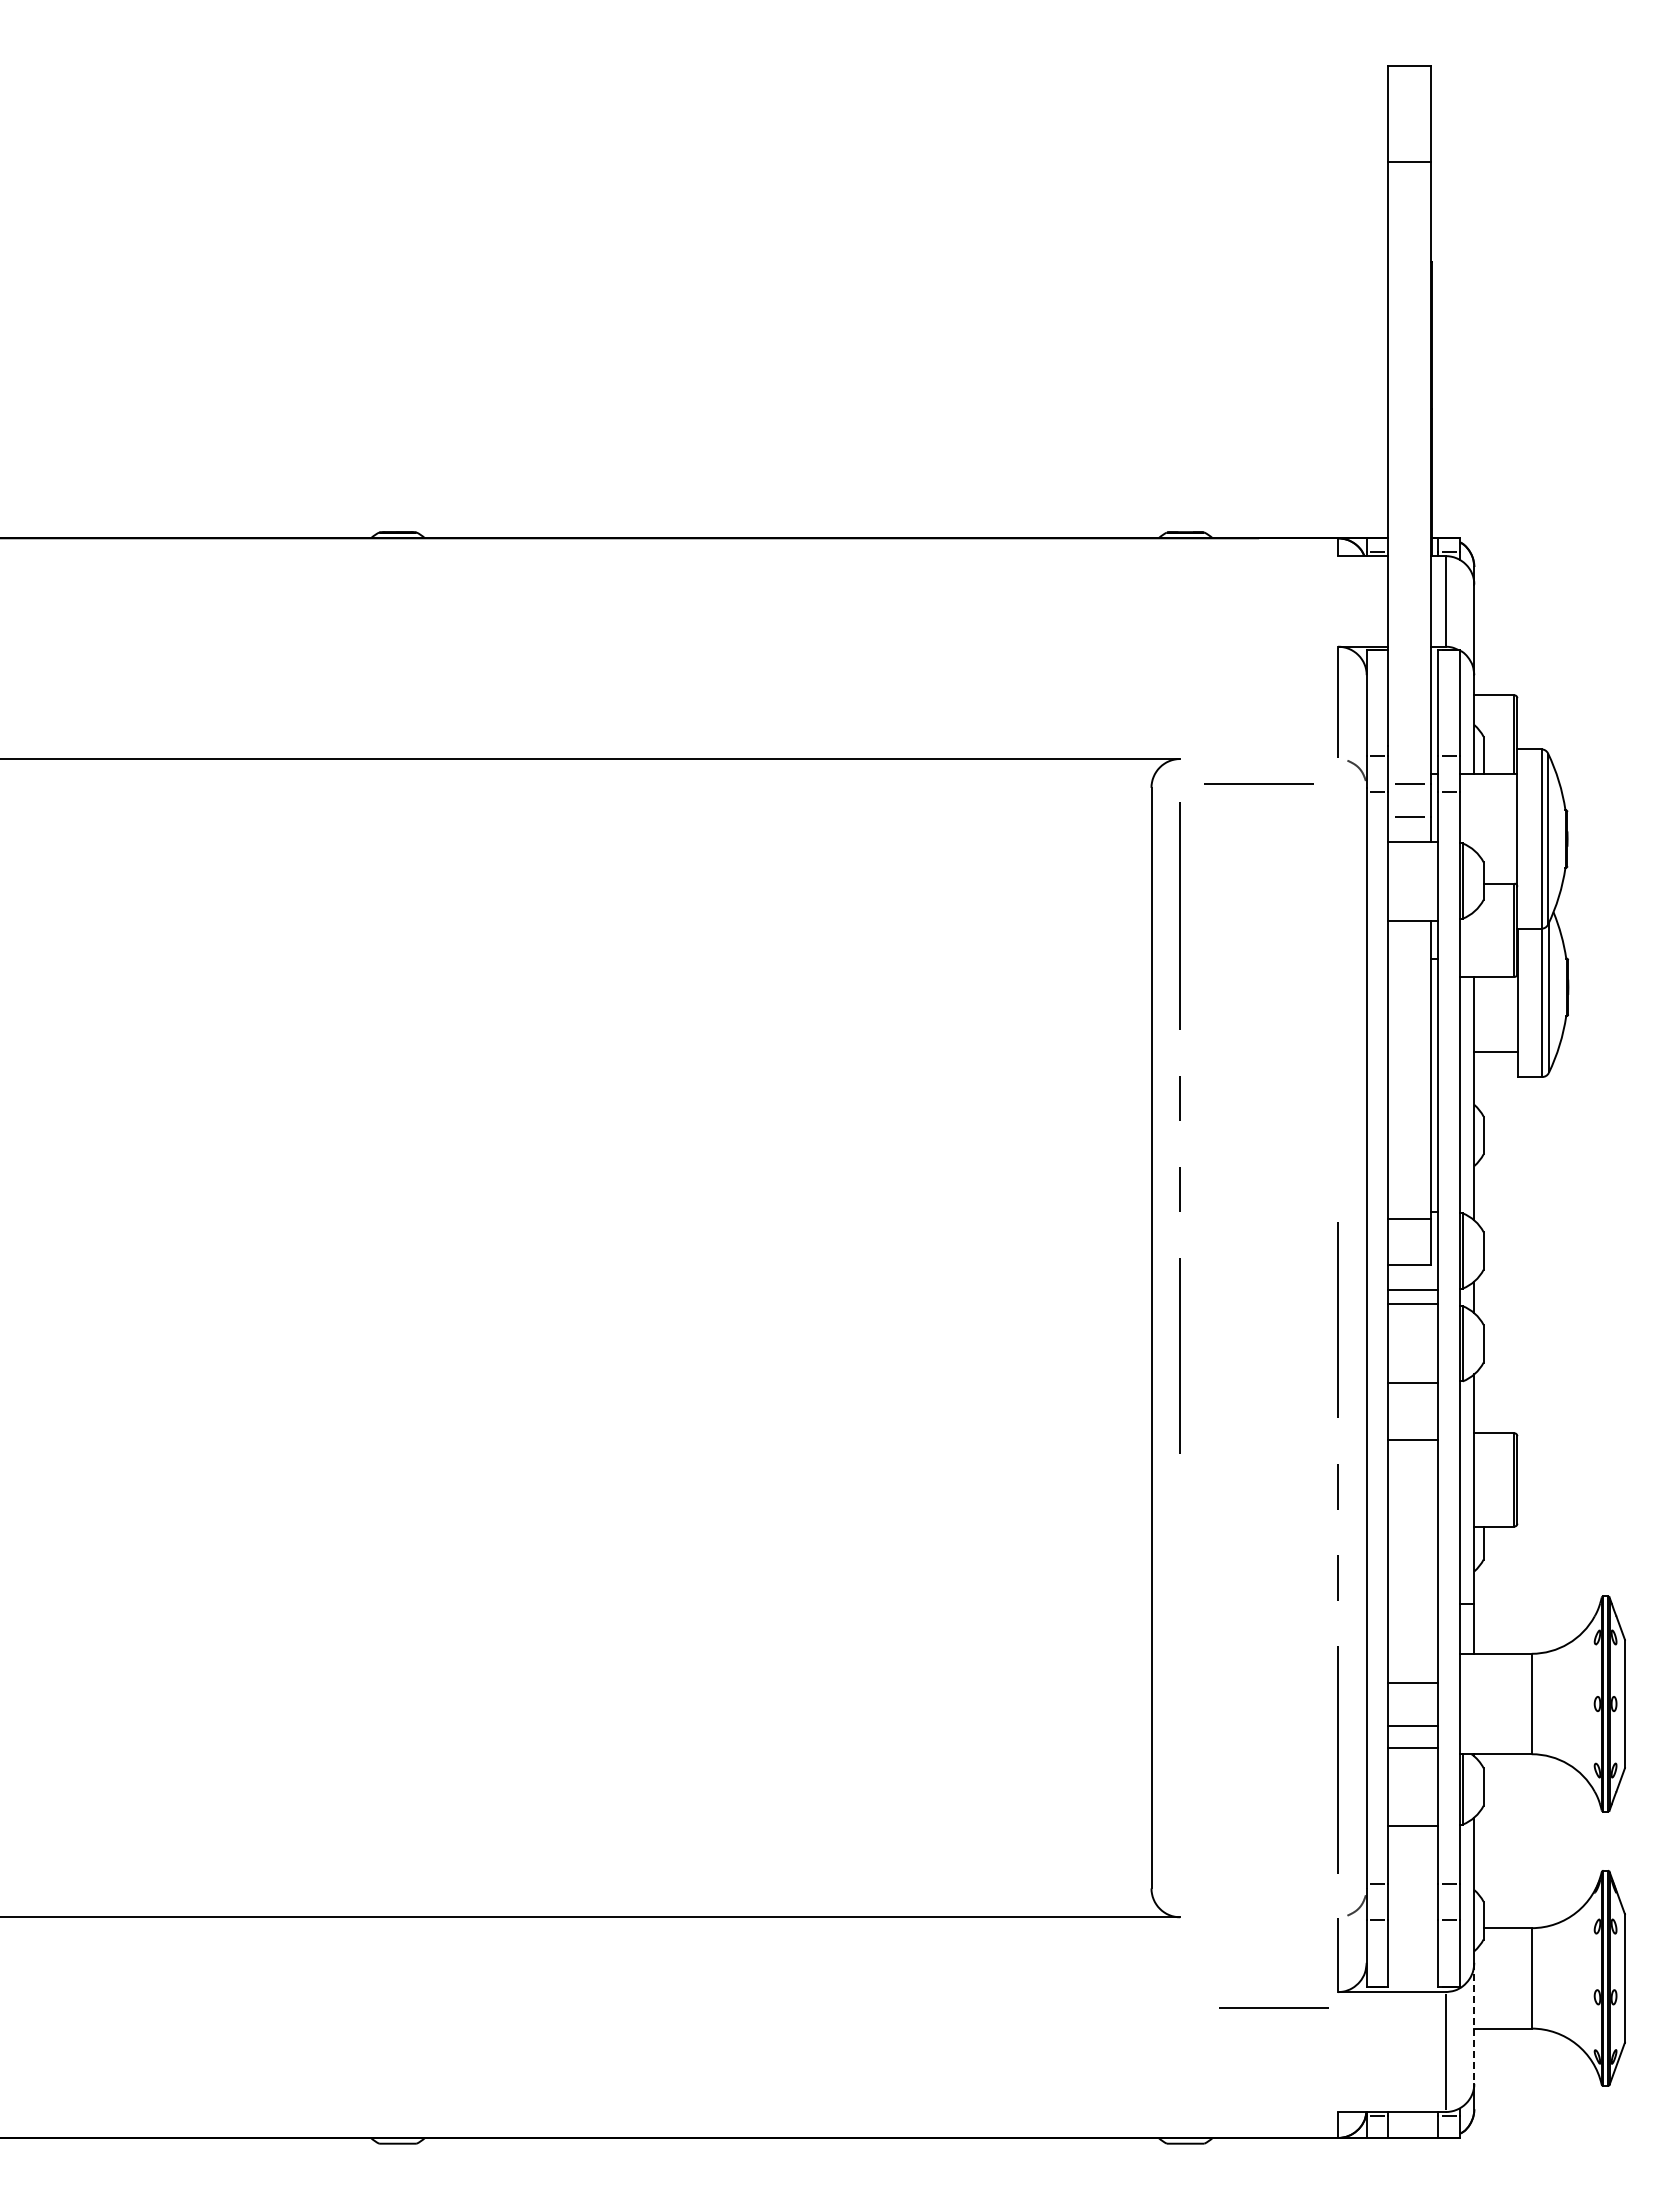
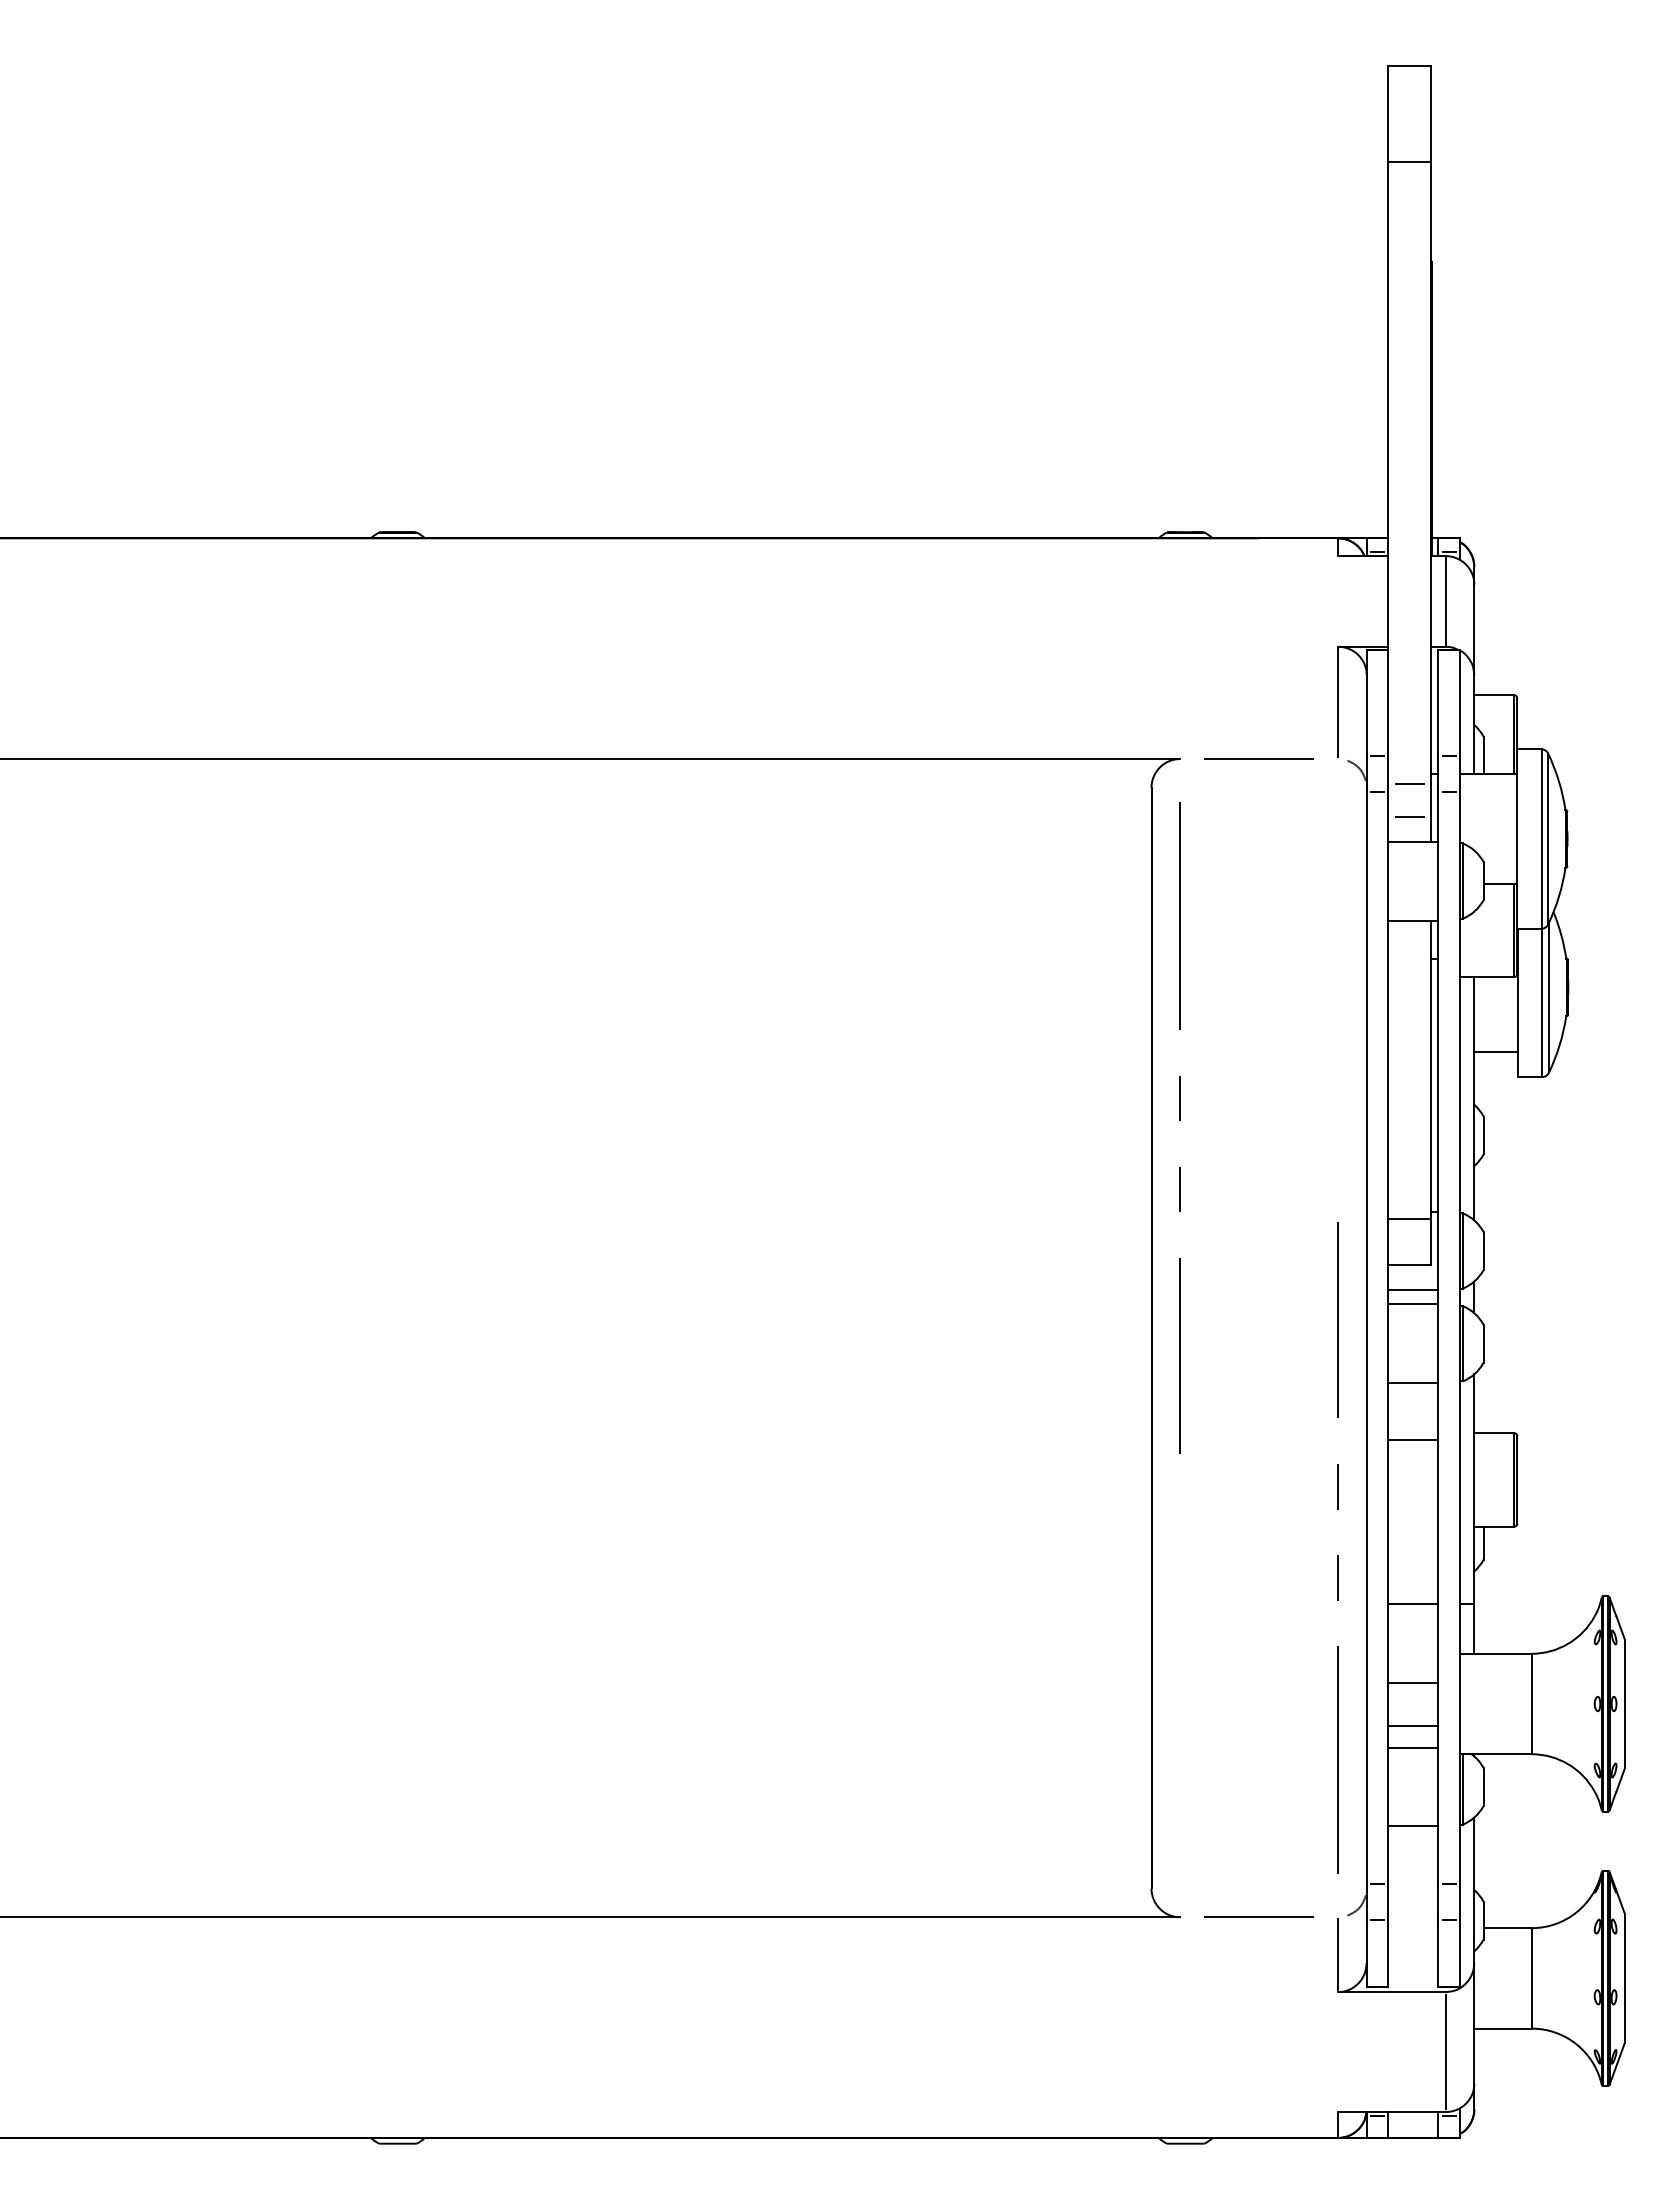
line position: (1258, 783) -> (1258, 758) (1258, 758)
line: none -> present (1413, 1603)
line position: (1273, 2007) -> (1258, 1916) (1258, 1916)
line: dashed -> solid (1474, 2023)
